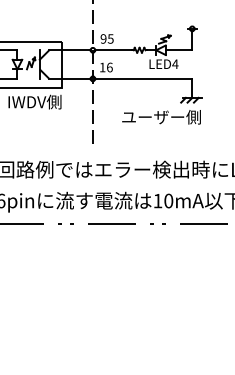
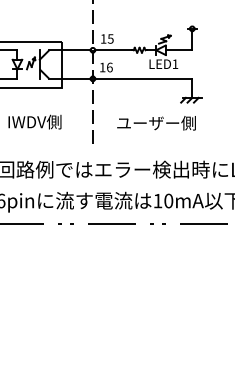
text: 95 -> 15 (103, 38)
text: LED4 -> LED1 (175, 63)
text position: (34, 101) -> (34, 121) (34, 121)
text position: (161, 117) -> (156, 123) (156, 123)
